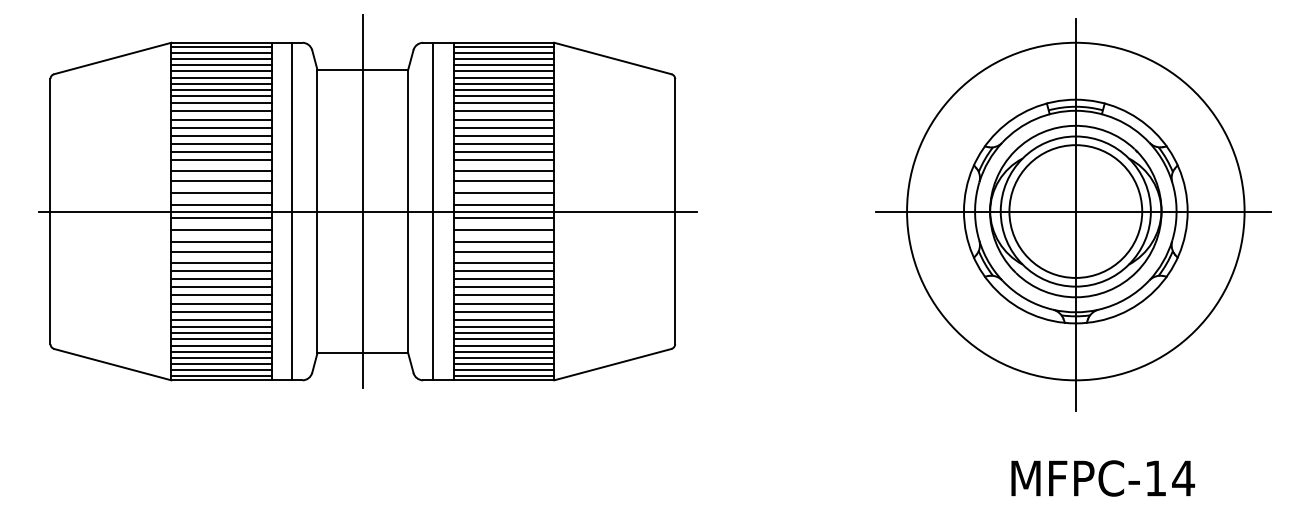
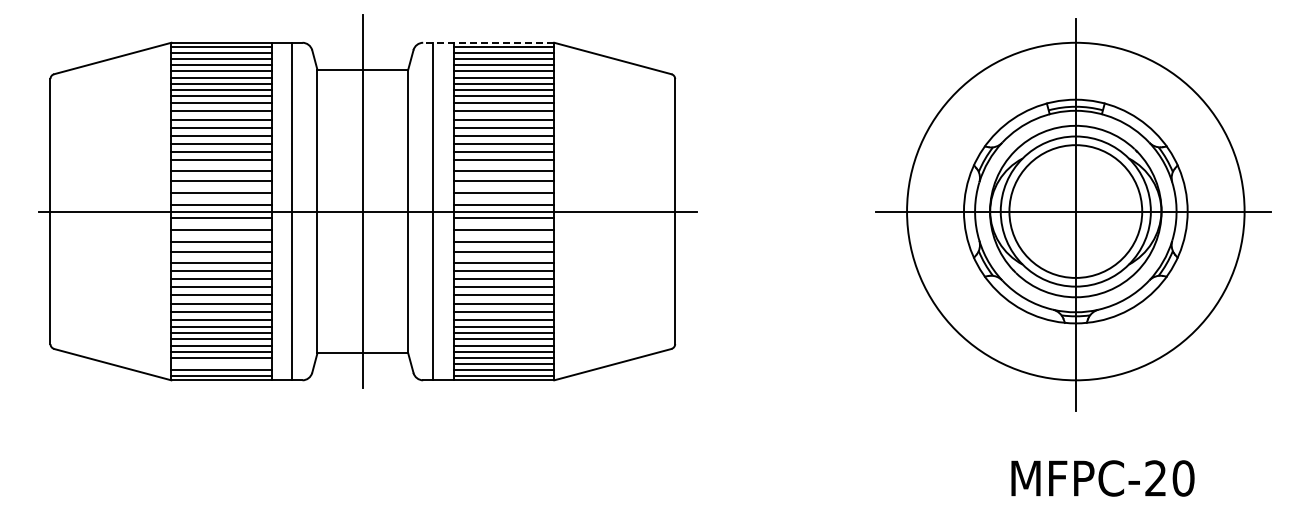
line: solid -> dashed (488, 42)
line: present -> none (221, 364)
text: MFPC-14 -> MFPC-20 (1170, 478)
